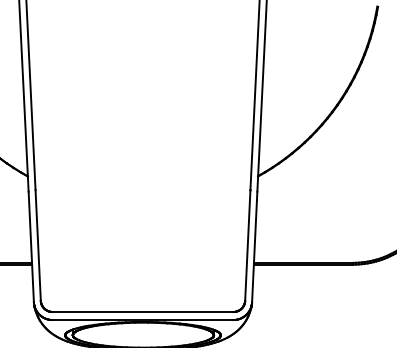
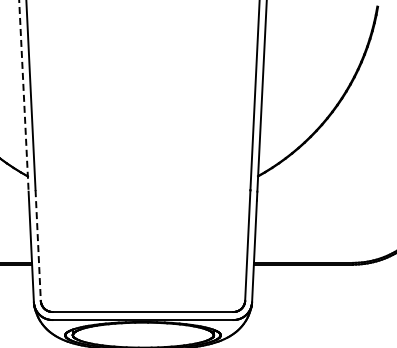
line: solid -> dashed (23, 96)
line: solid -> dashed (38, 245)
